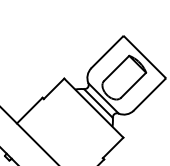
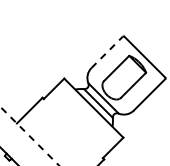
line: solid -> dashed (107, 52)
line: solid -> dashed (29, 135)
